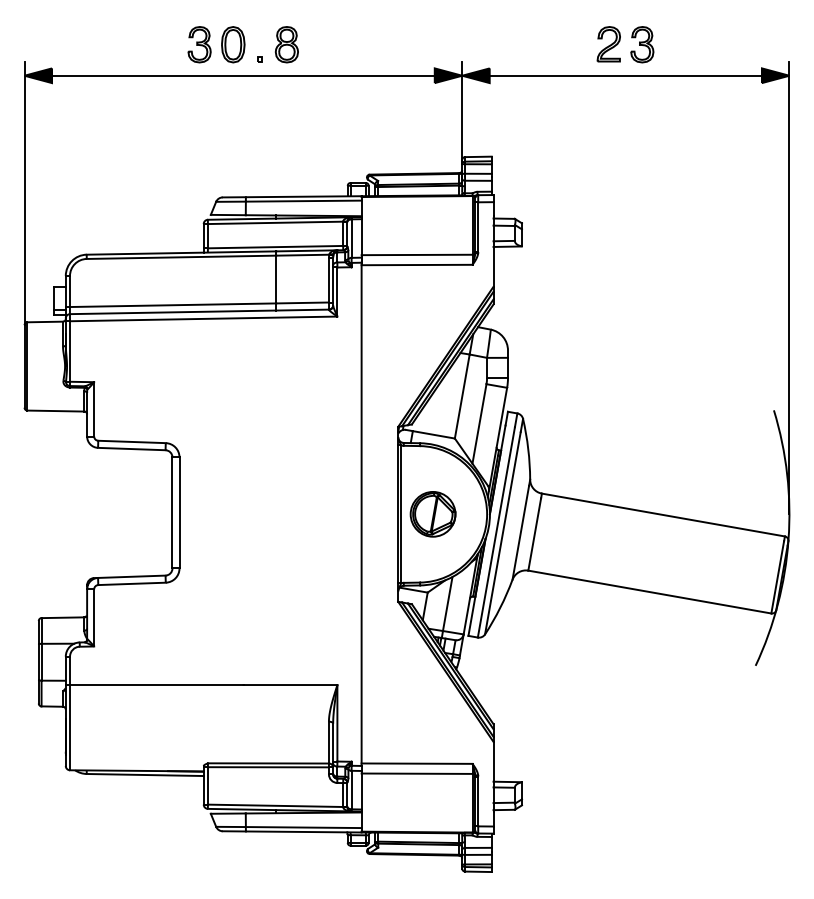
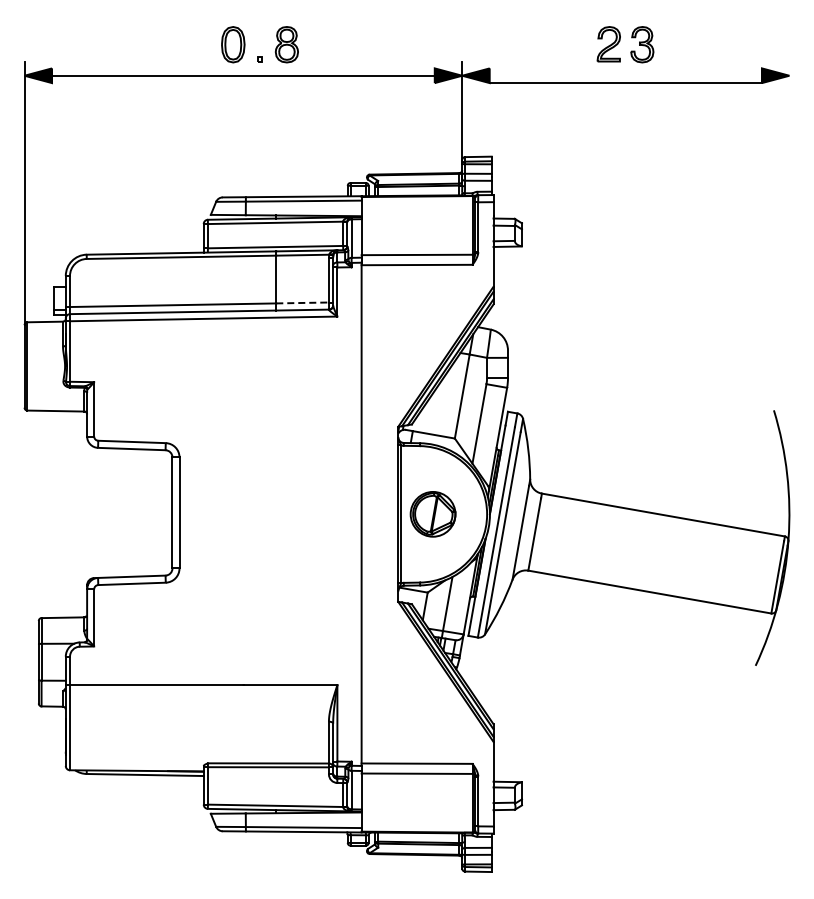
part: present -> none (199, 44)
line position: (625, 75) -> (625, 82) (625, 82)
line: present -> none (789, 287)
line: solid -> dashed (303, 302)
